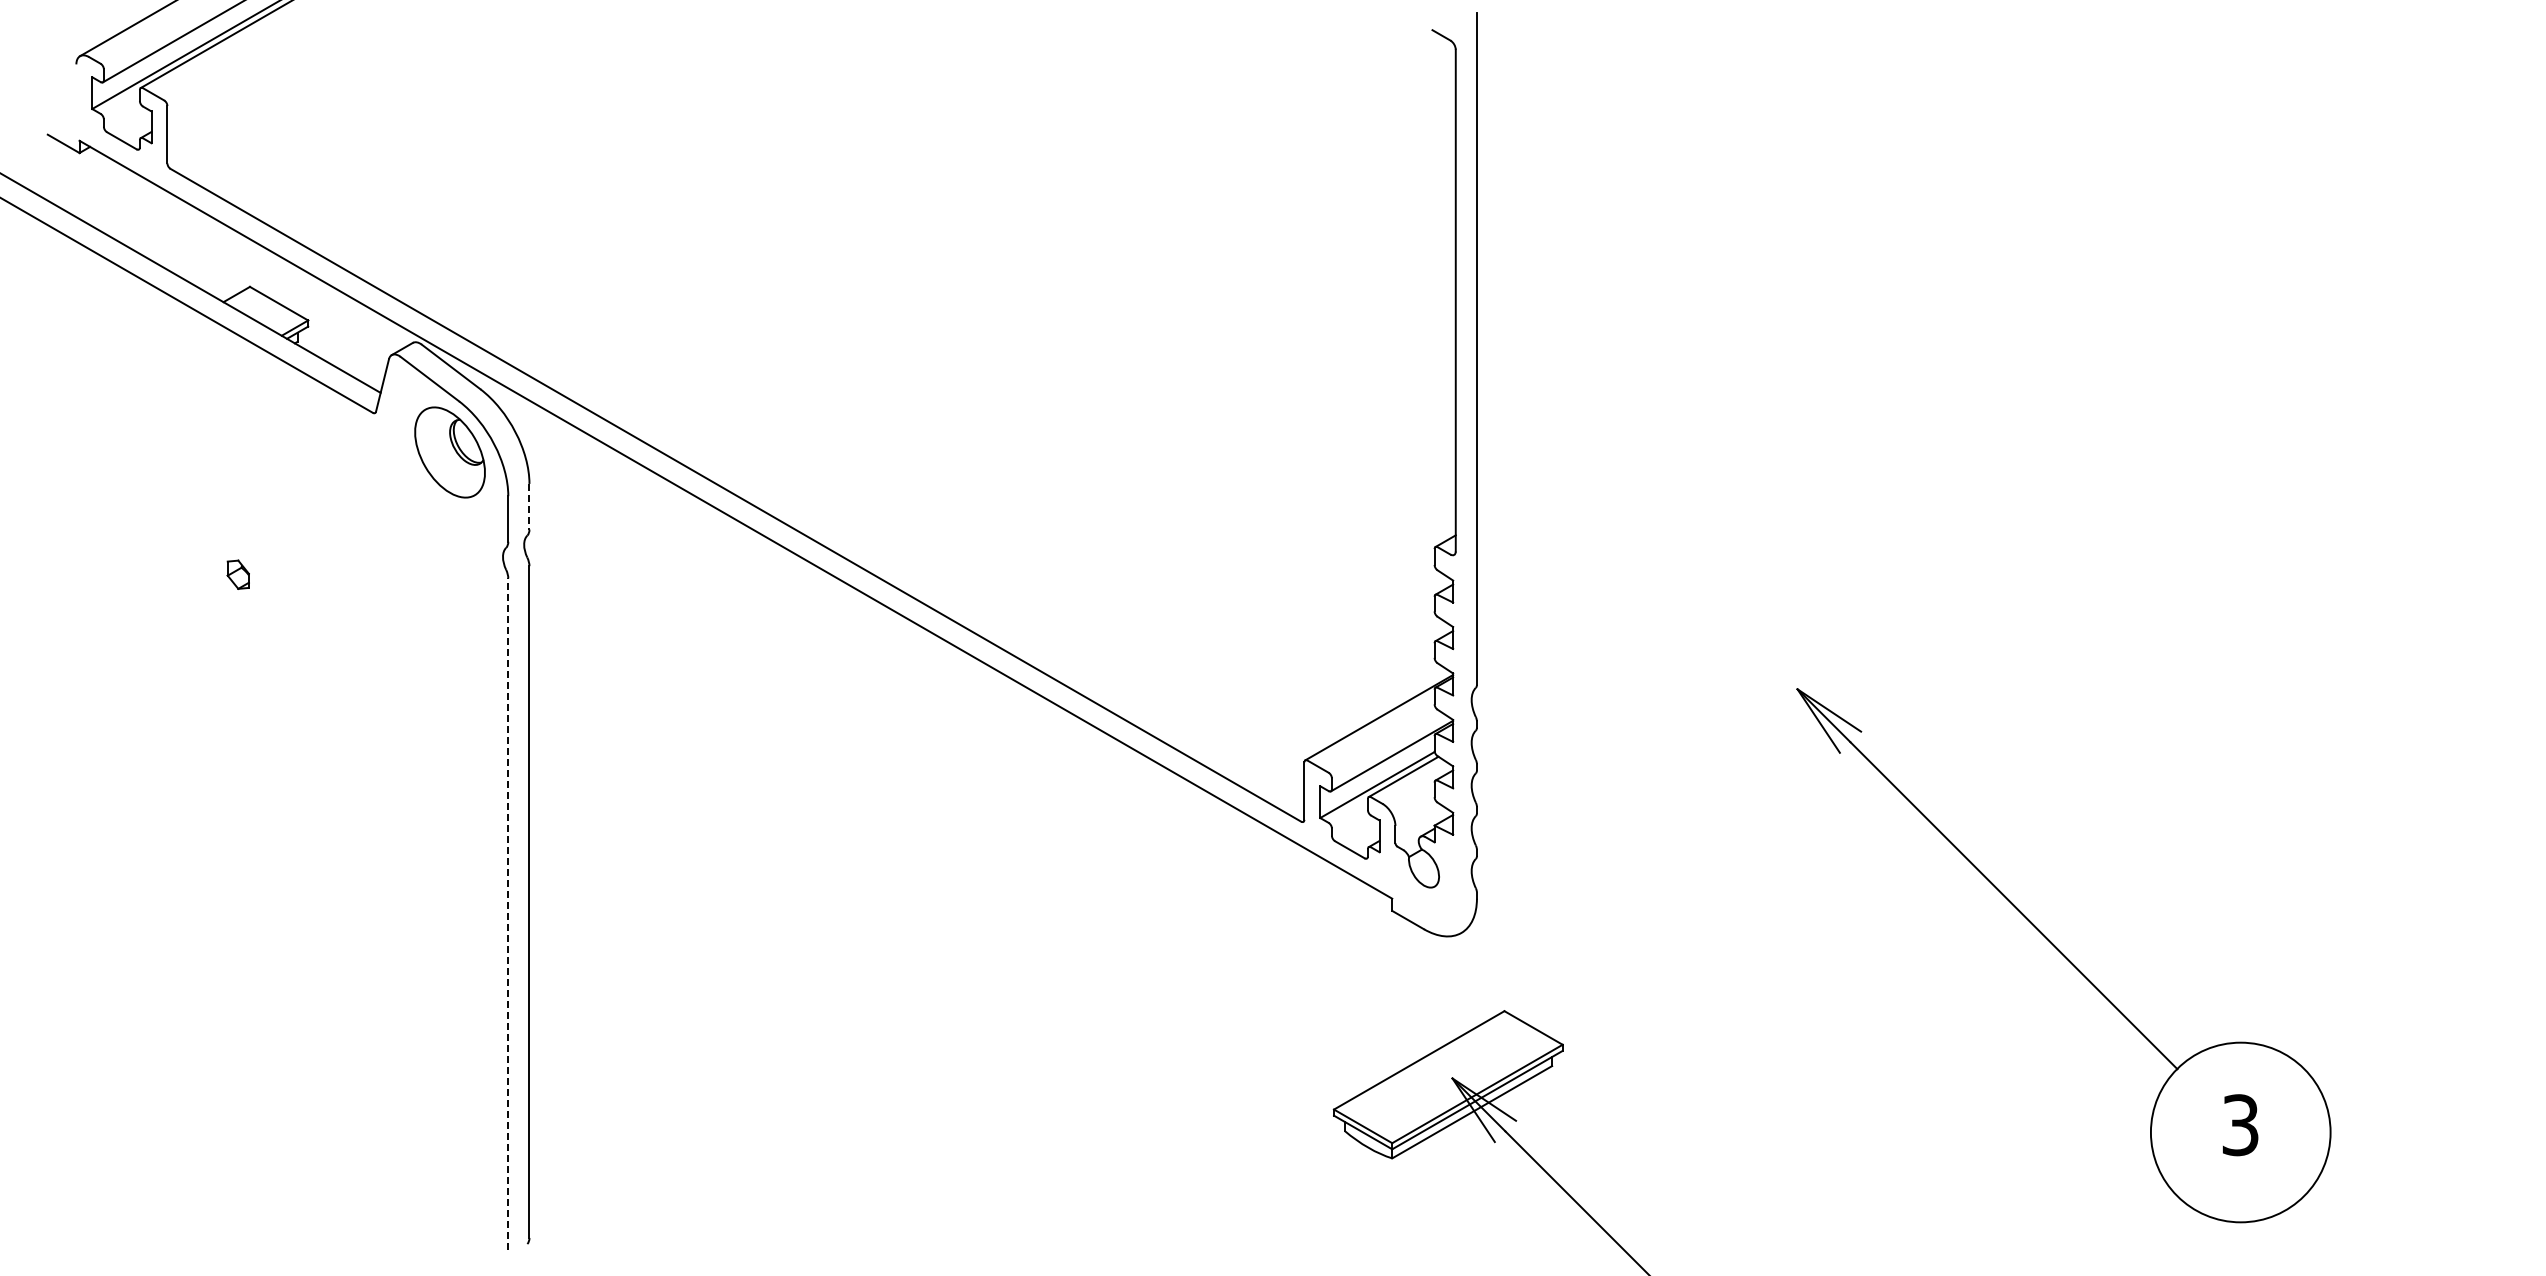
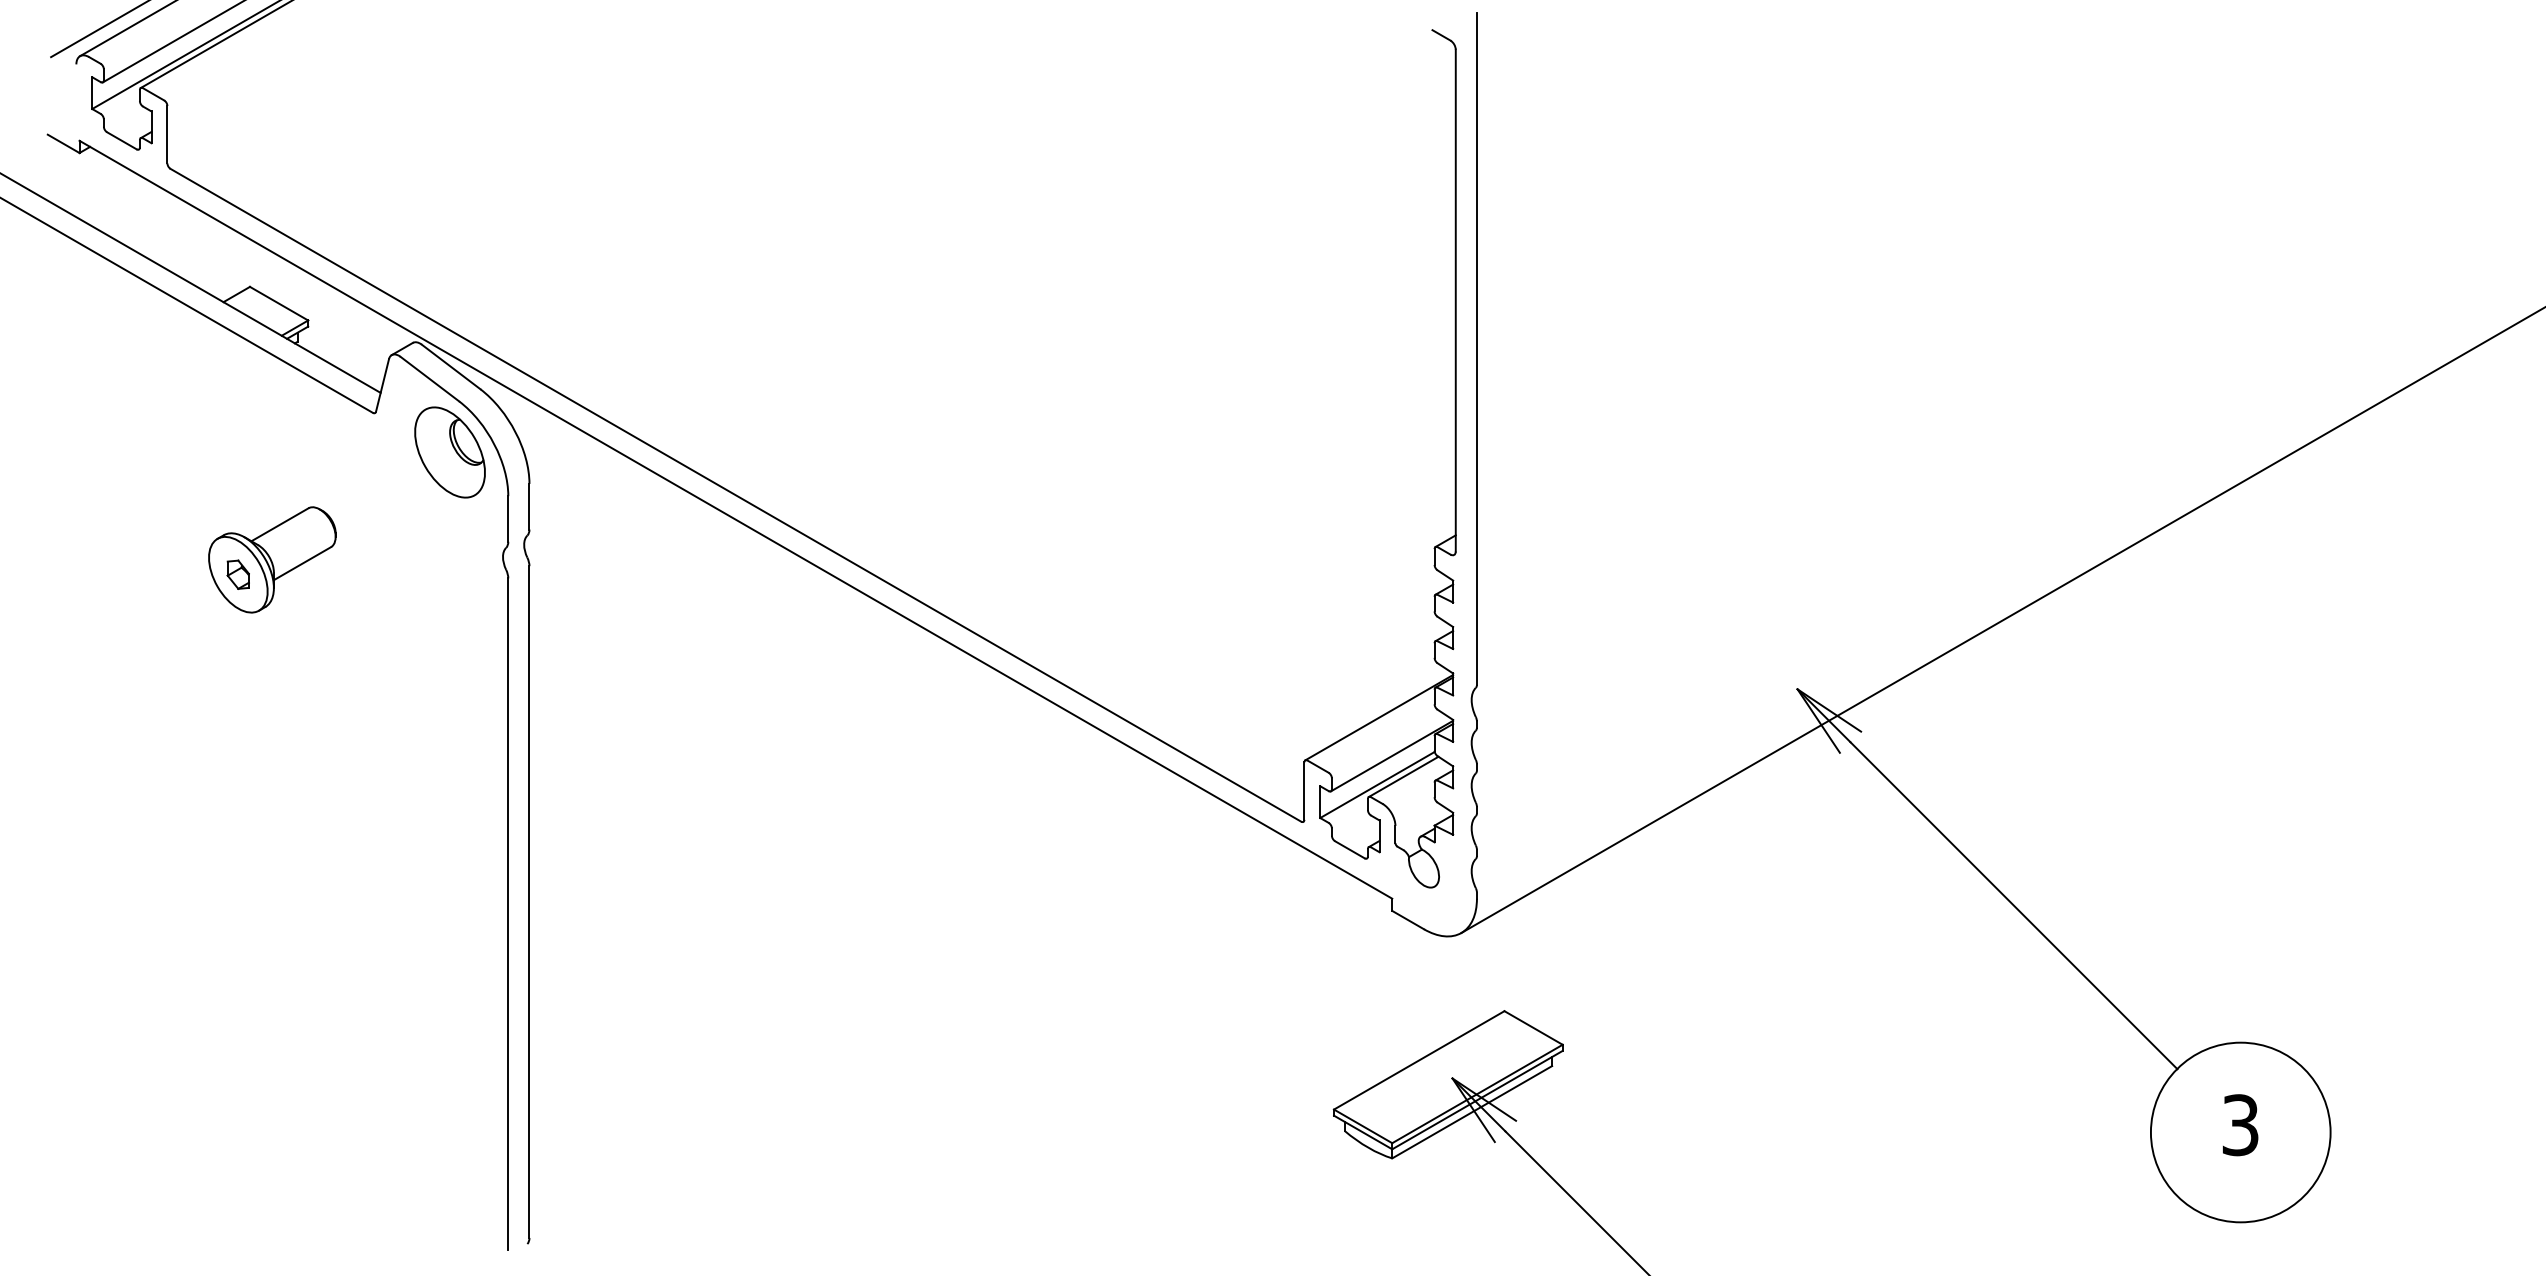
line: none -> present (98, 29)
line: dashed -> solid (529, 506)
part: none -> present (272, 559)
line: none -> present (2001, 620)
line: dashed -> solid (508, 914)
